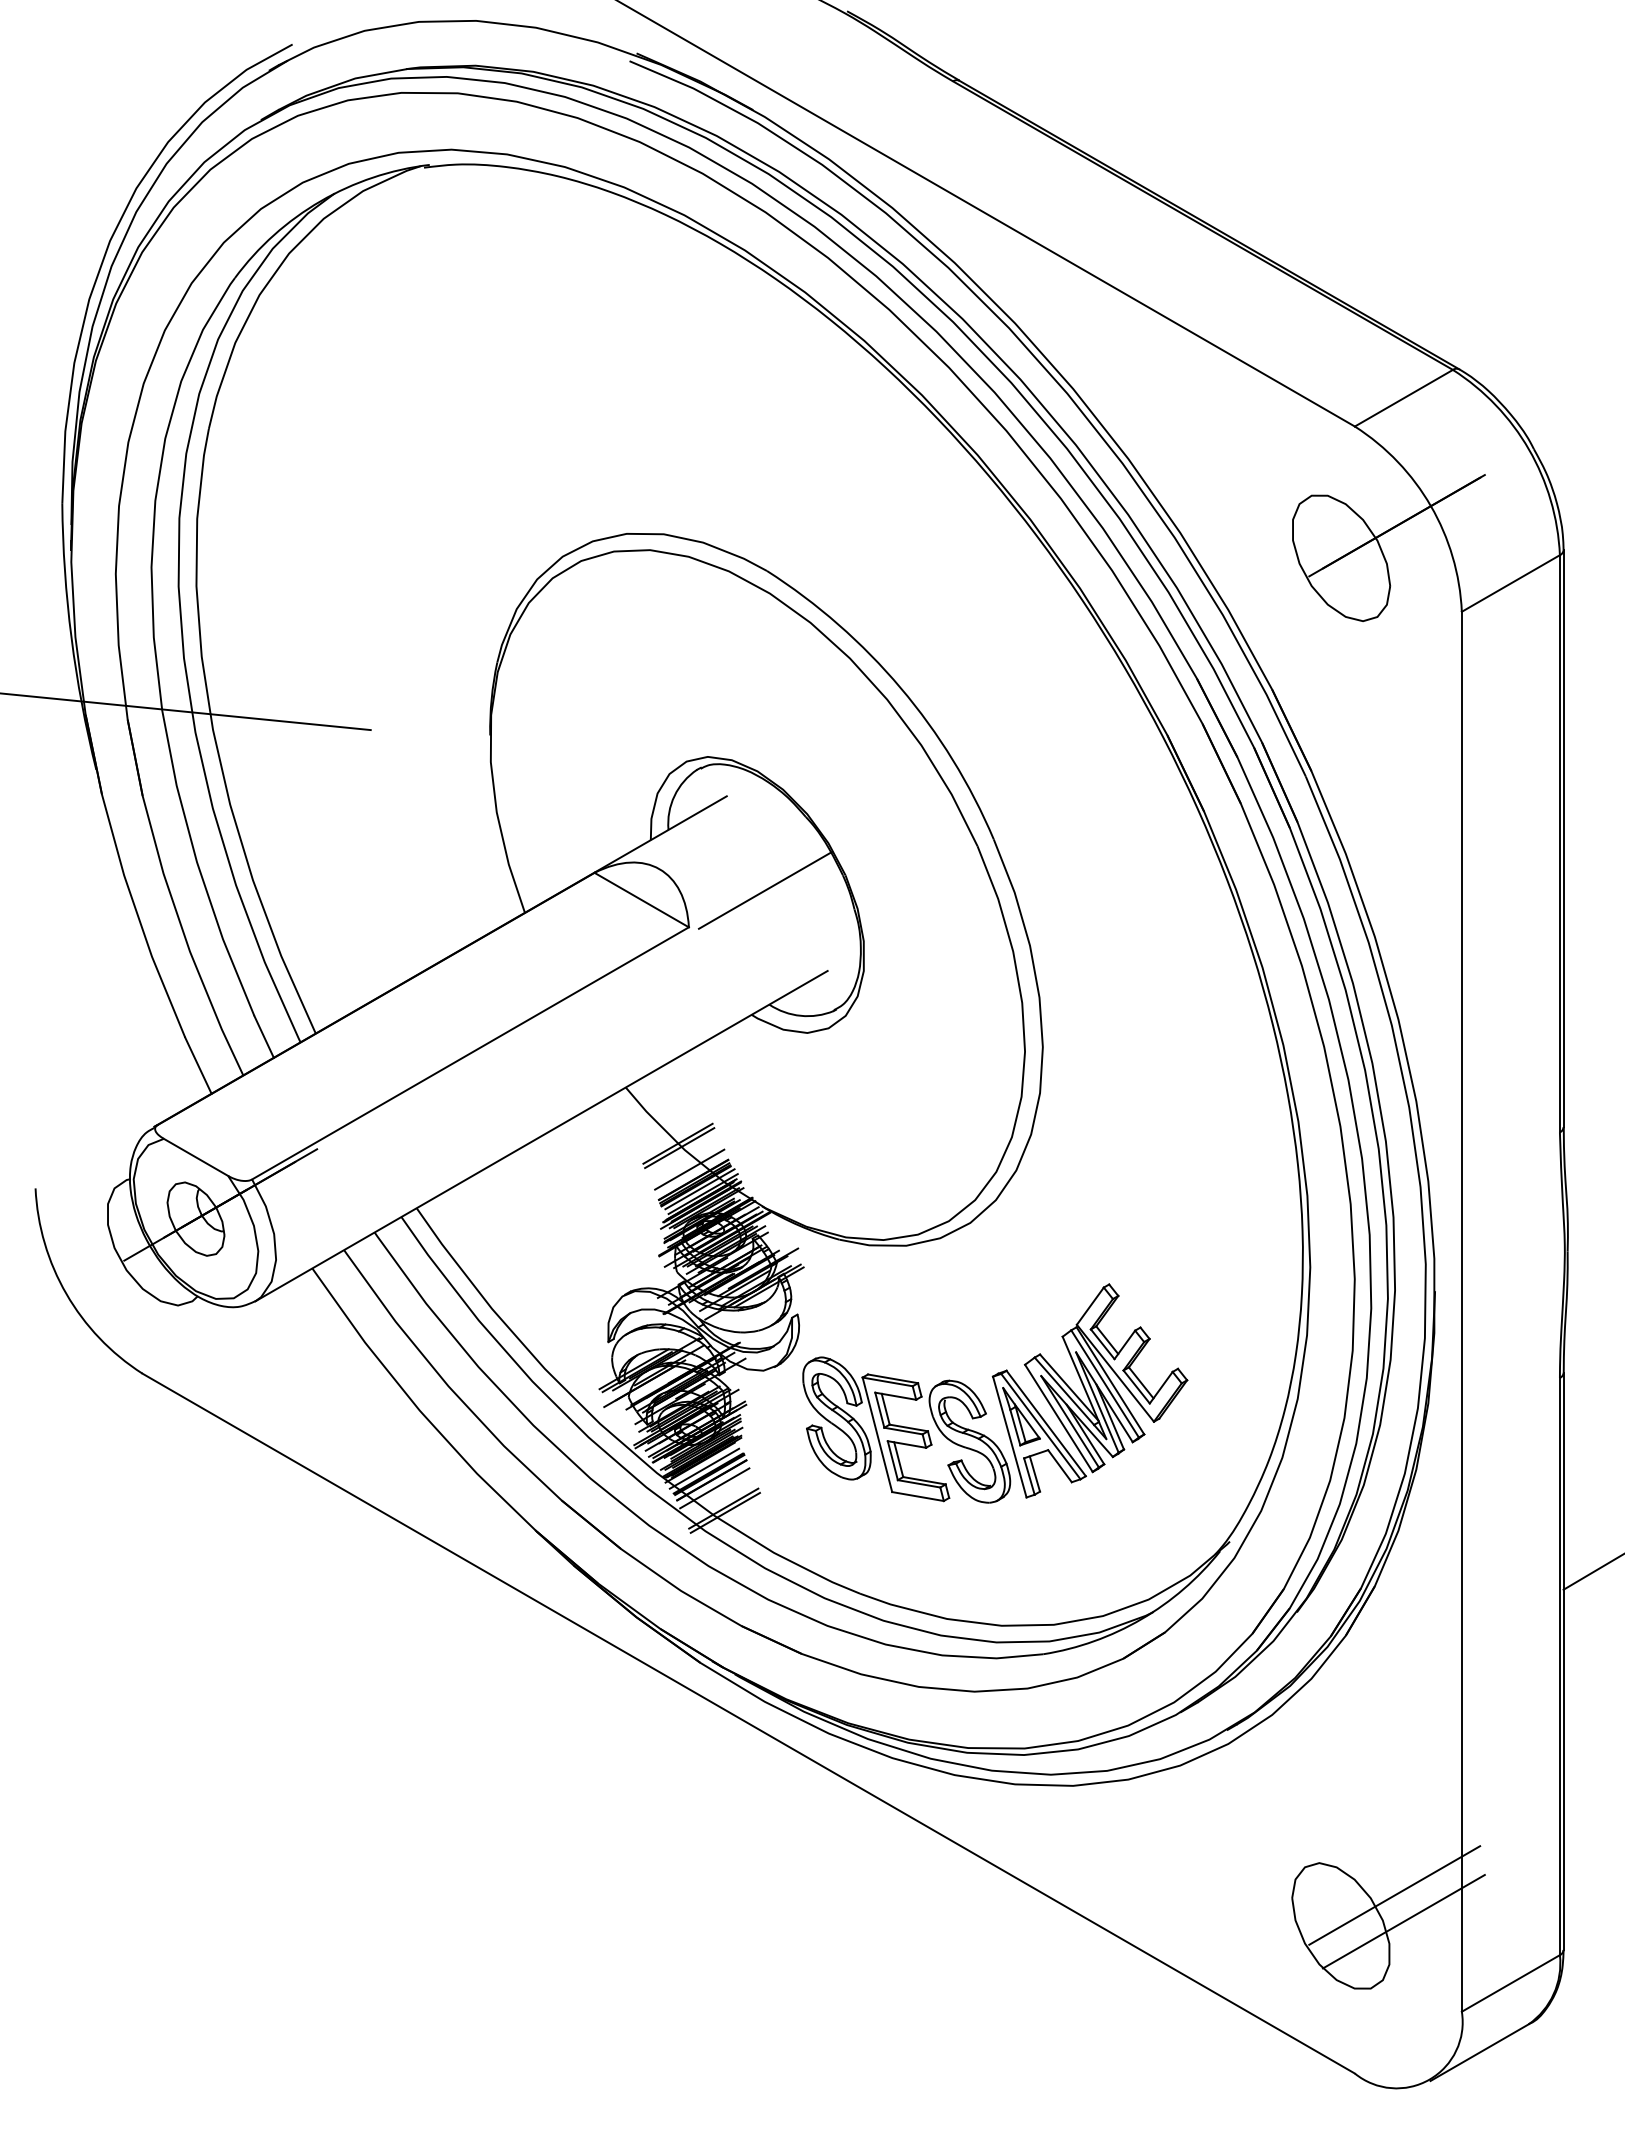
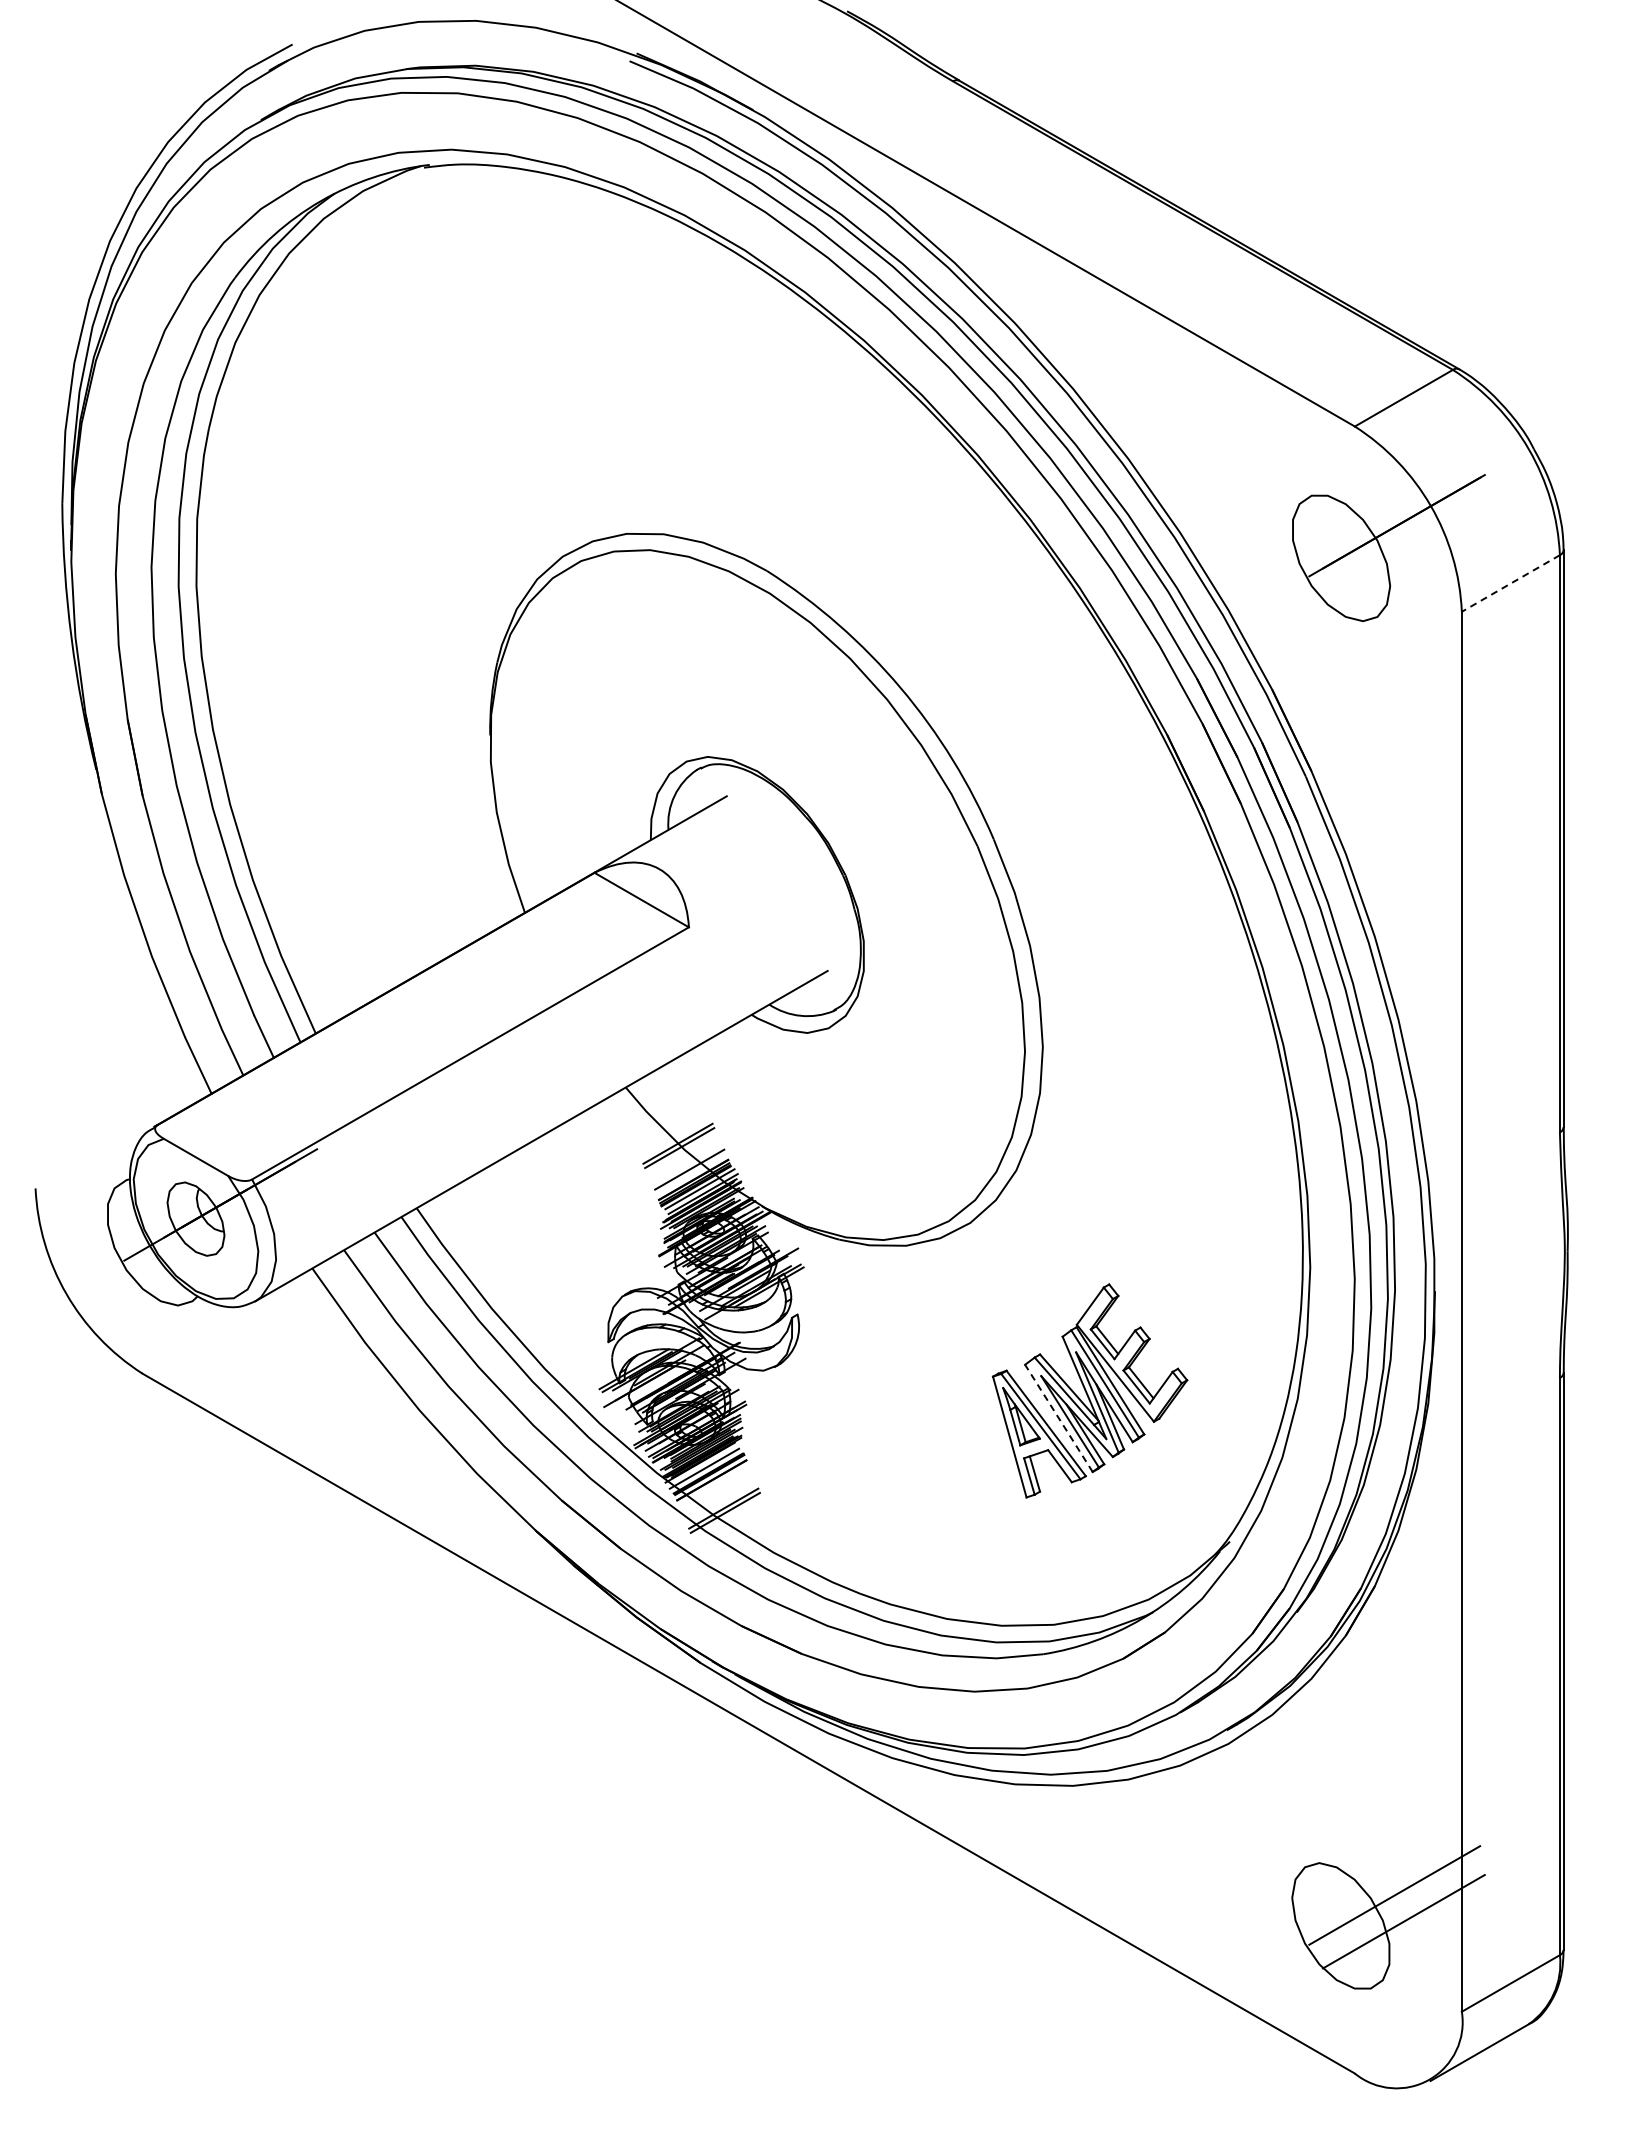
line: solid -> dashed (1510, 583)
line: present -> none (186, 711)
line: present -> none (765, 890)
line: solid -> dashed (1058, 1417)
part: present -> none (906, 1429)
line: present -> none (714, 1487)
line: present -> none (1592, 1572)
